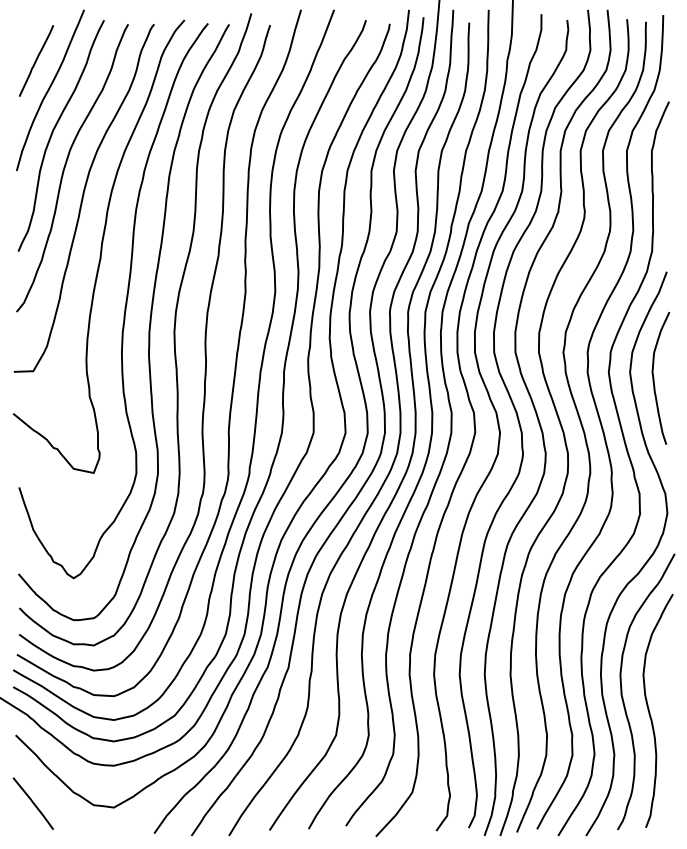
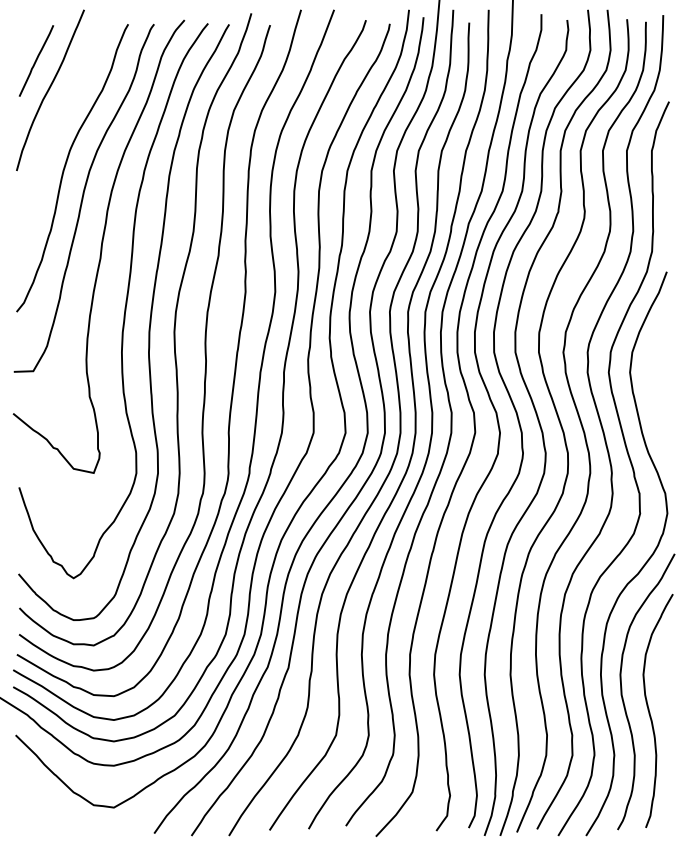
curve: present -> none (53, 132)
curve: present -> none (654, 378)
line: present -> none (32, 803)
